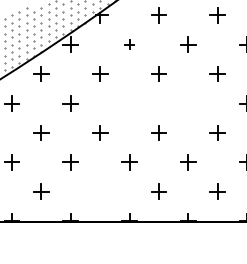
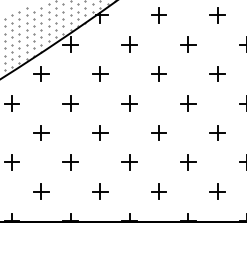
part size: 11x11 px -> 17x17 px (129, 44)
part: none -> present (129, 103)
part: none -> present (188, 103)
part: none -> present (100, 191)
